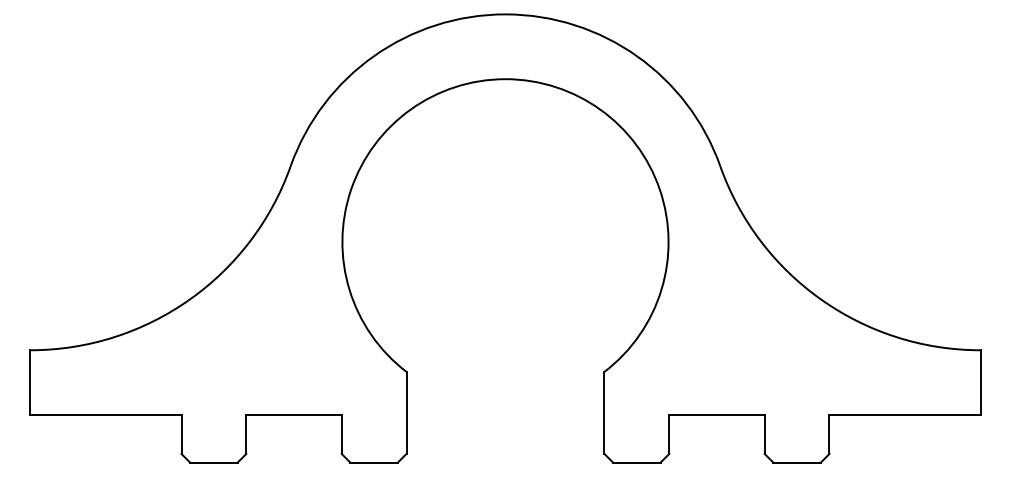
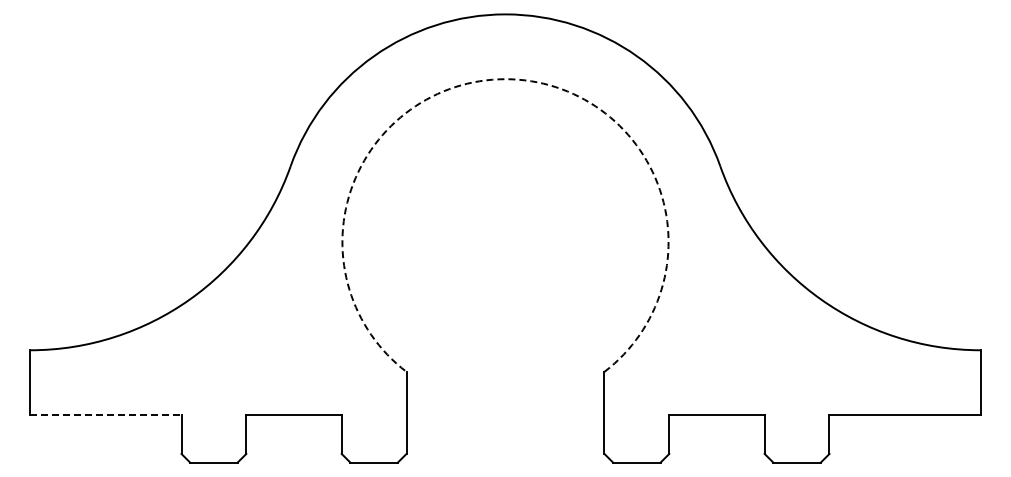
arc: solid -> dashed (505, 79)
line: solid -> dashed (105, 415)
